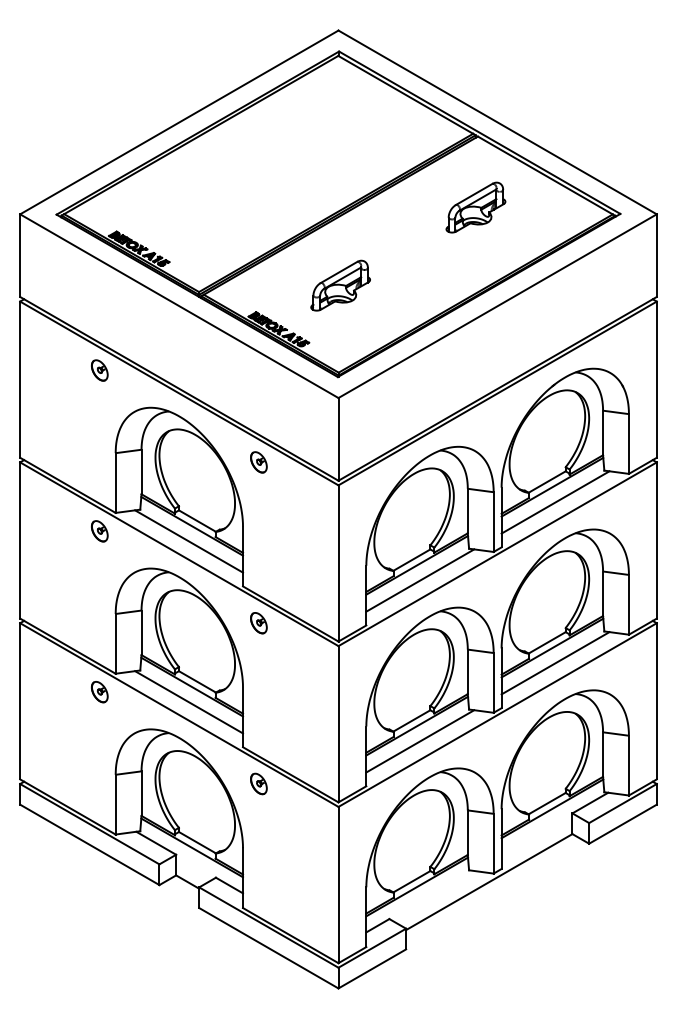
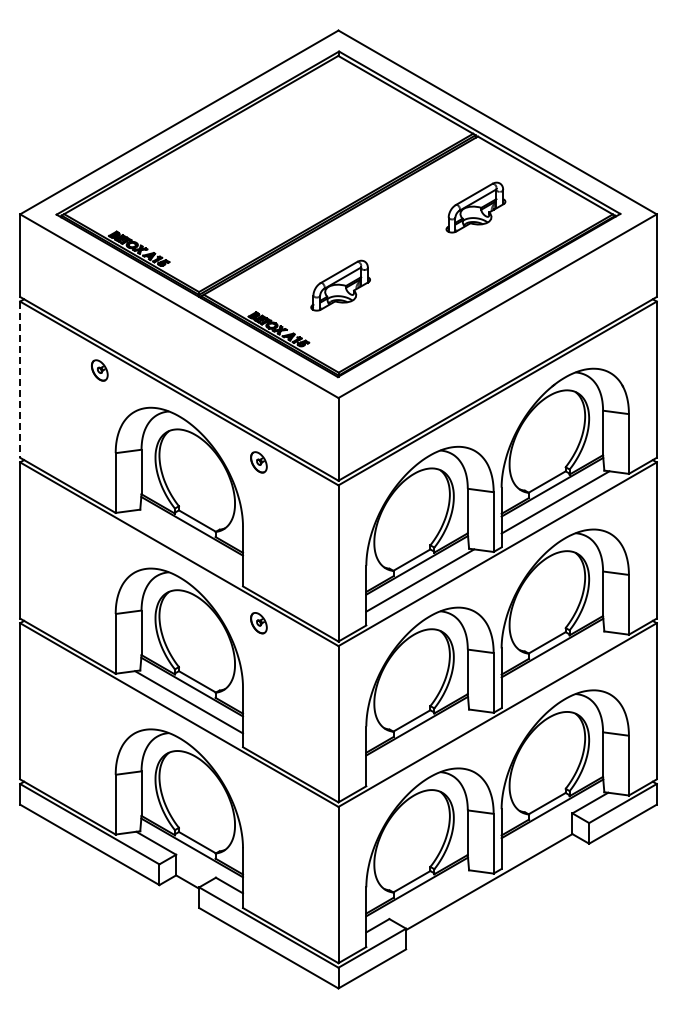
line: solid -> dashed (20, 380)
part: present -> none (99, 531)
line: present -> none (189, 541)
line: present -> none (555, 663)
part: present -> none (99, 692)
line: present -> none (420, 741)
part: present -> none (258, 783)
